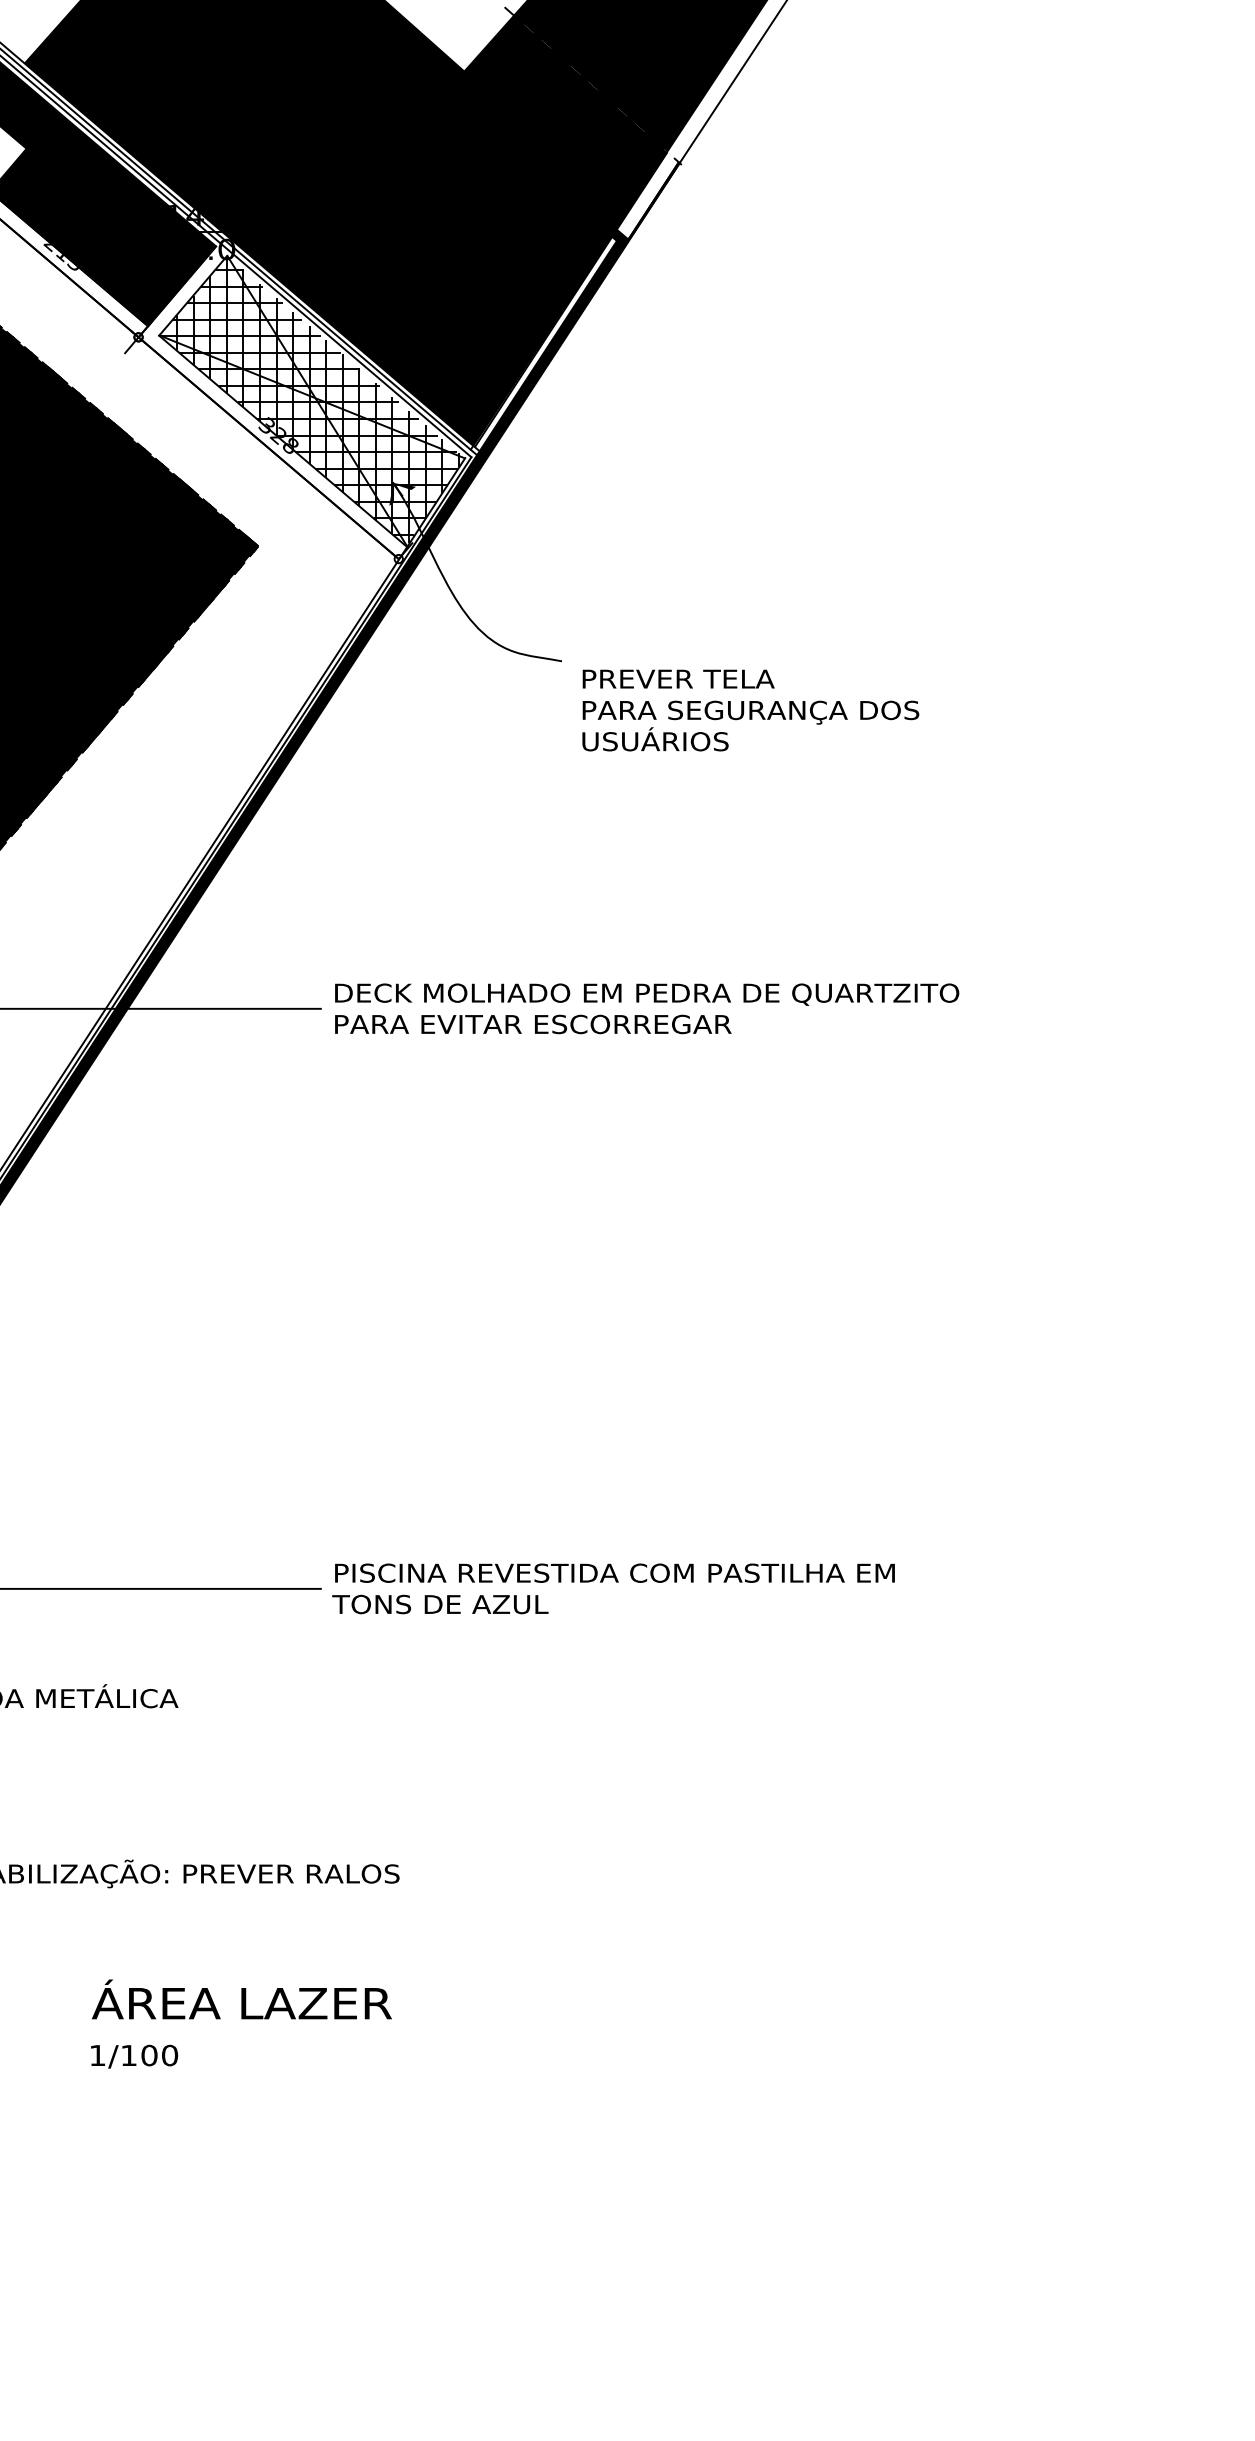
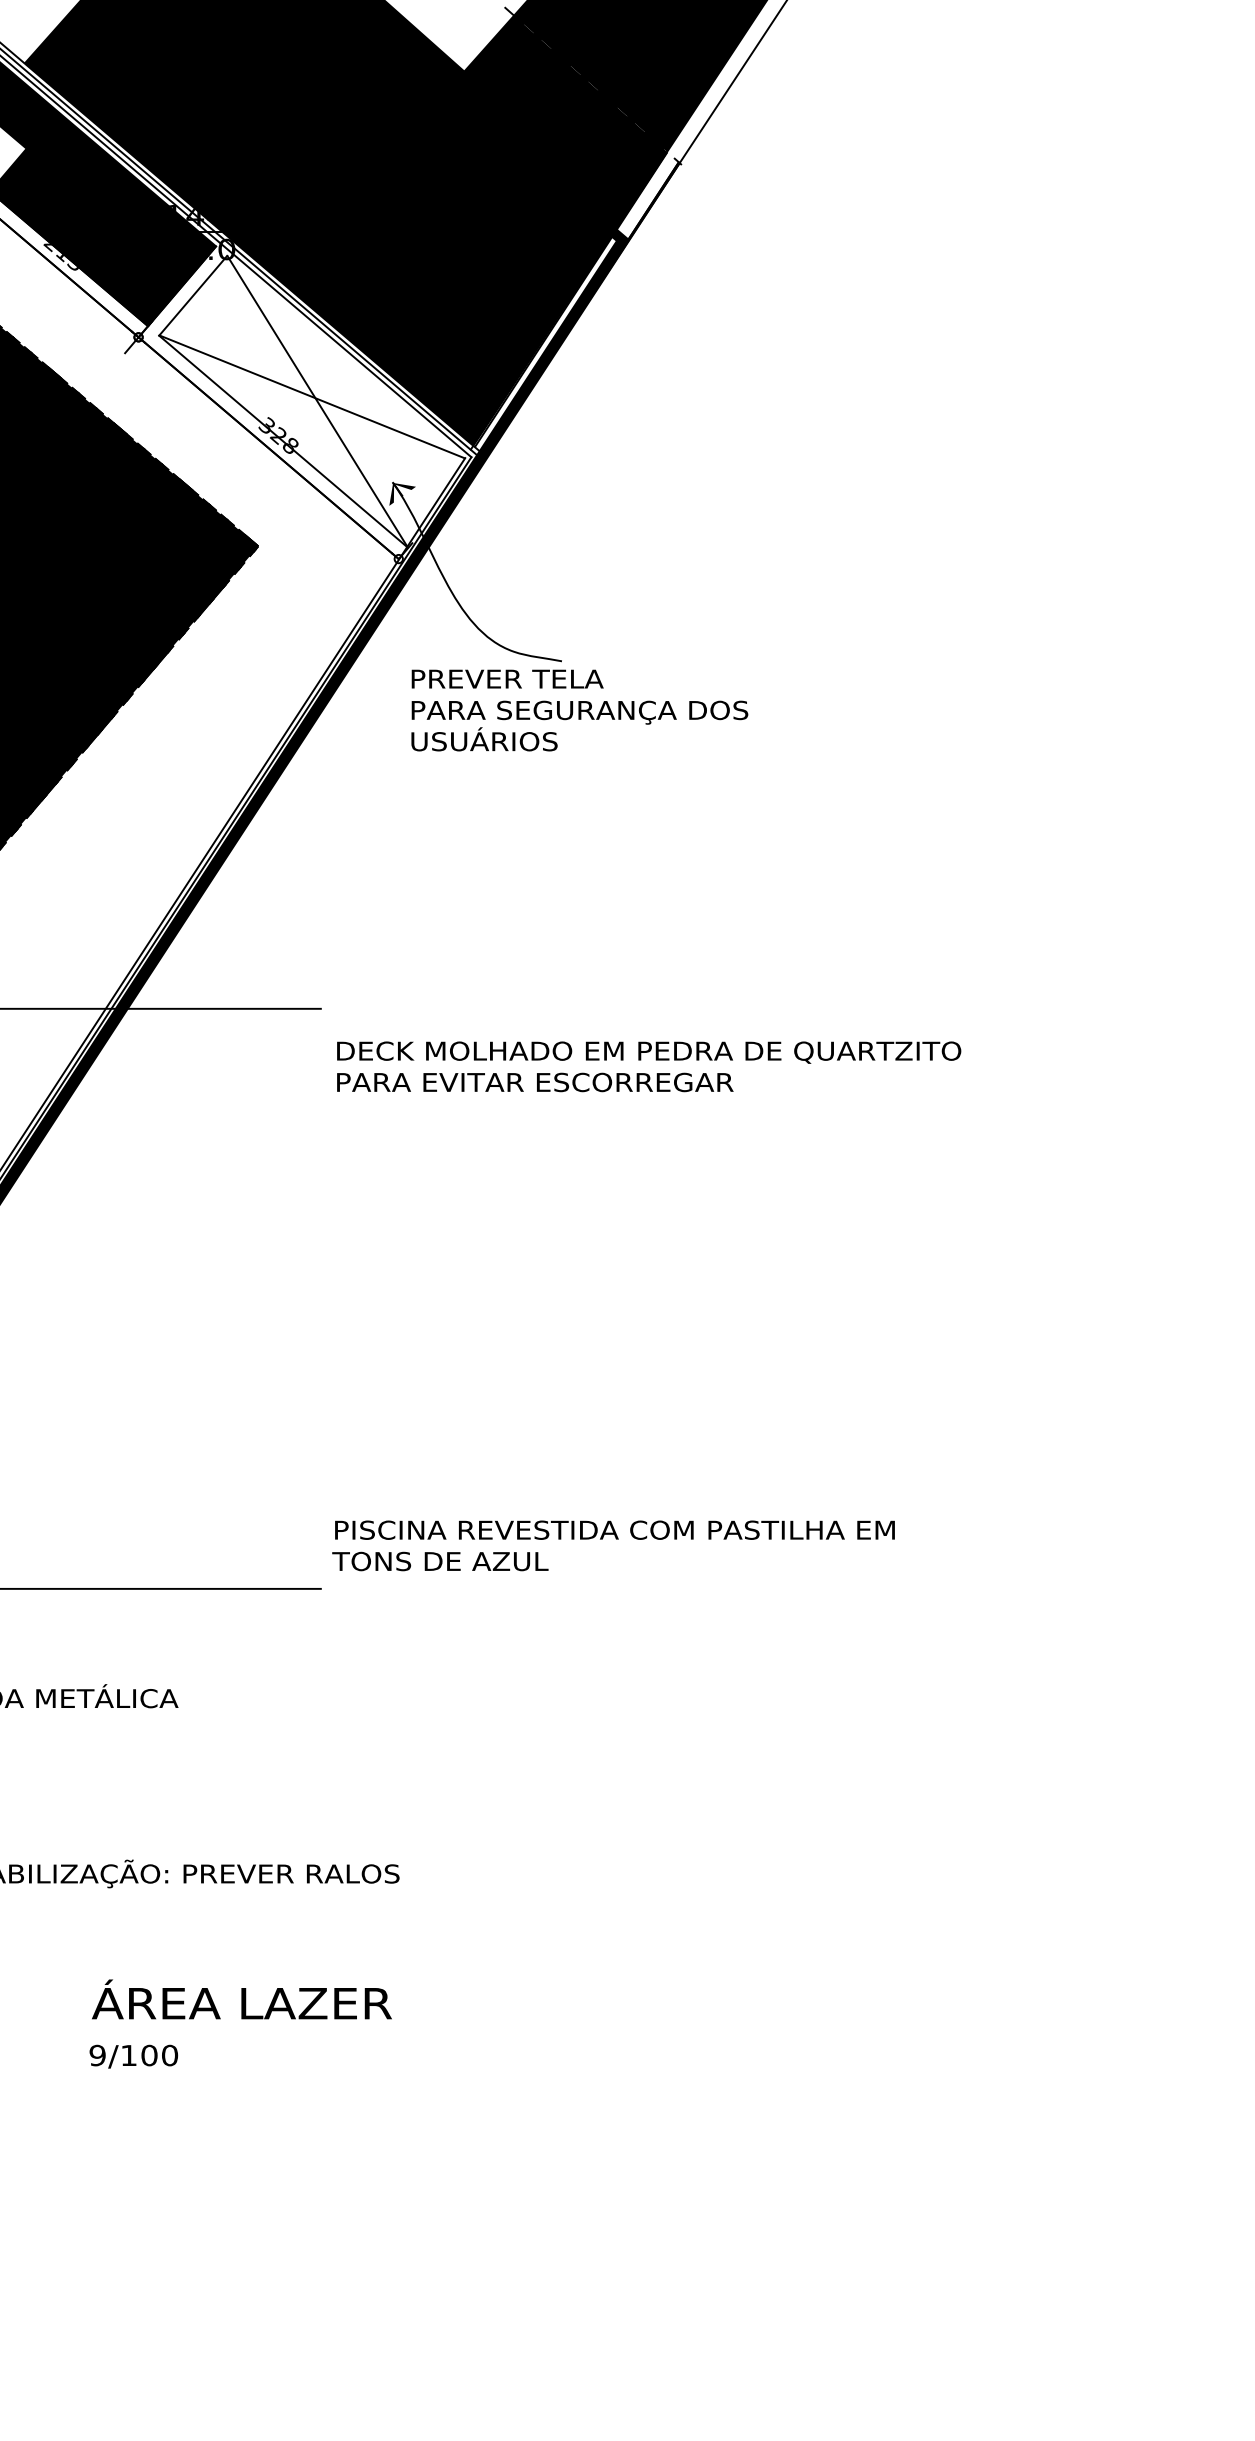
hatch: present -> none (309, 399)
text position: (750, 710) -> (579, 710) (579, 710)
text position: (647, 1008) -> (649, 1066) (649, 1066)
text position: (613, 1588) -> (613, 1545) (613, 1545)
text: 1/100 -> 9/100 (97, 2055)
